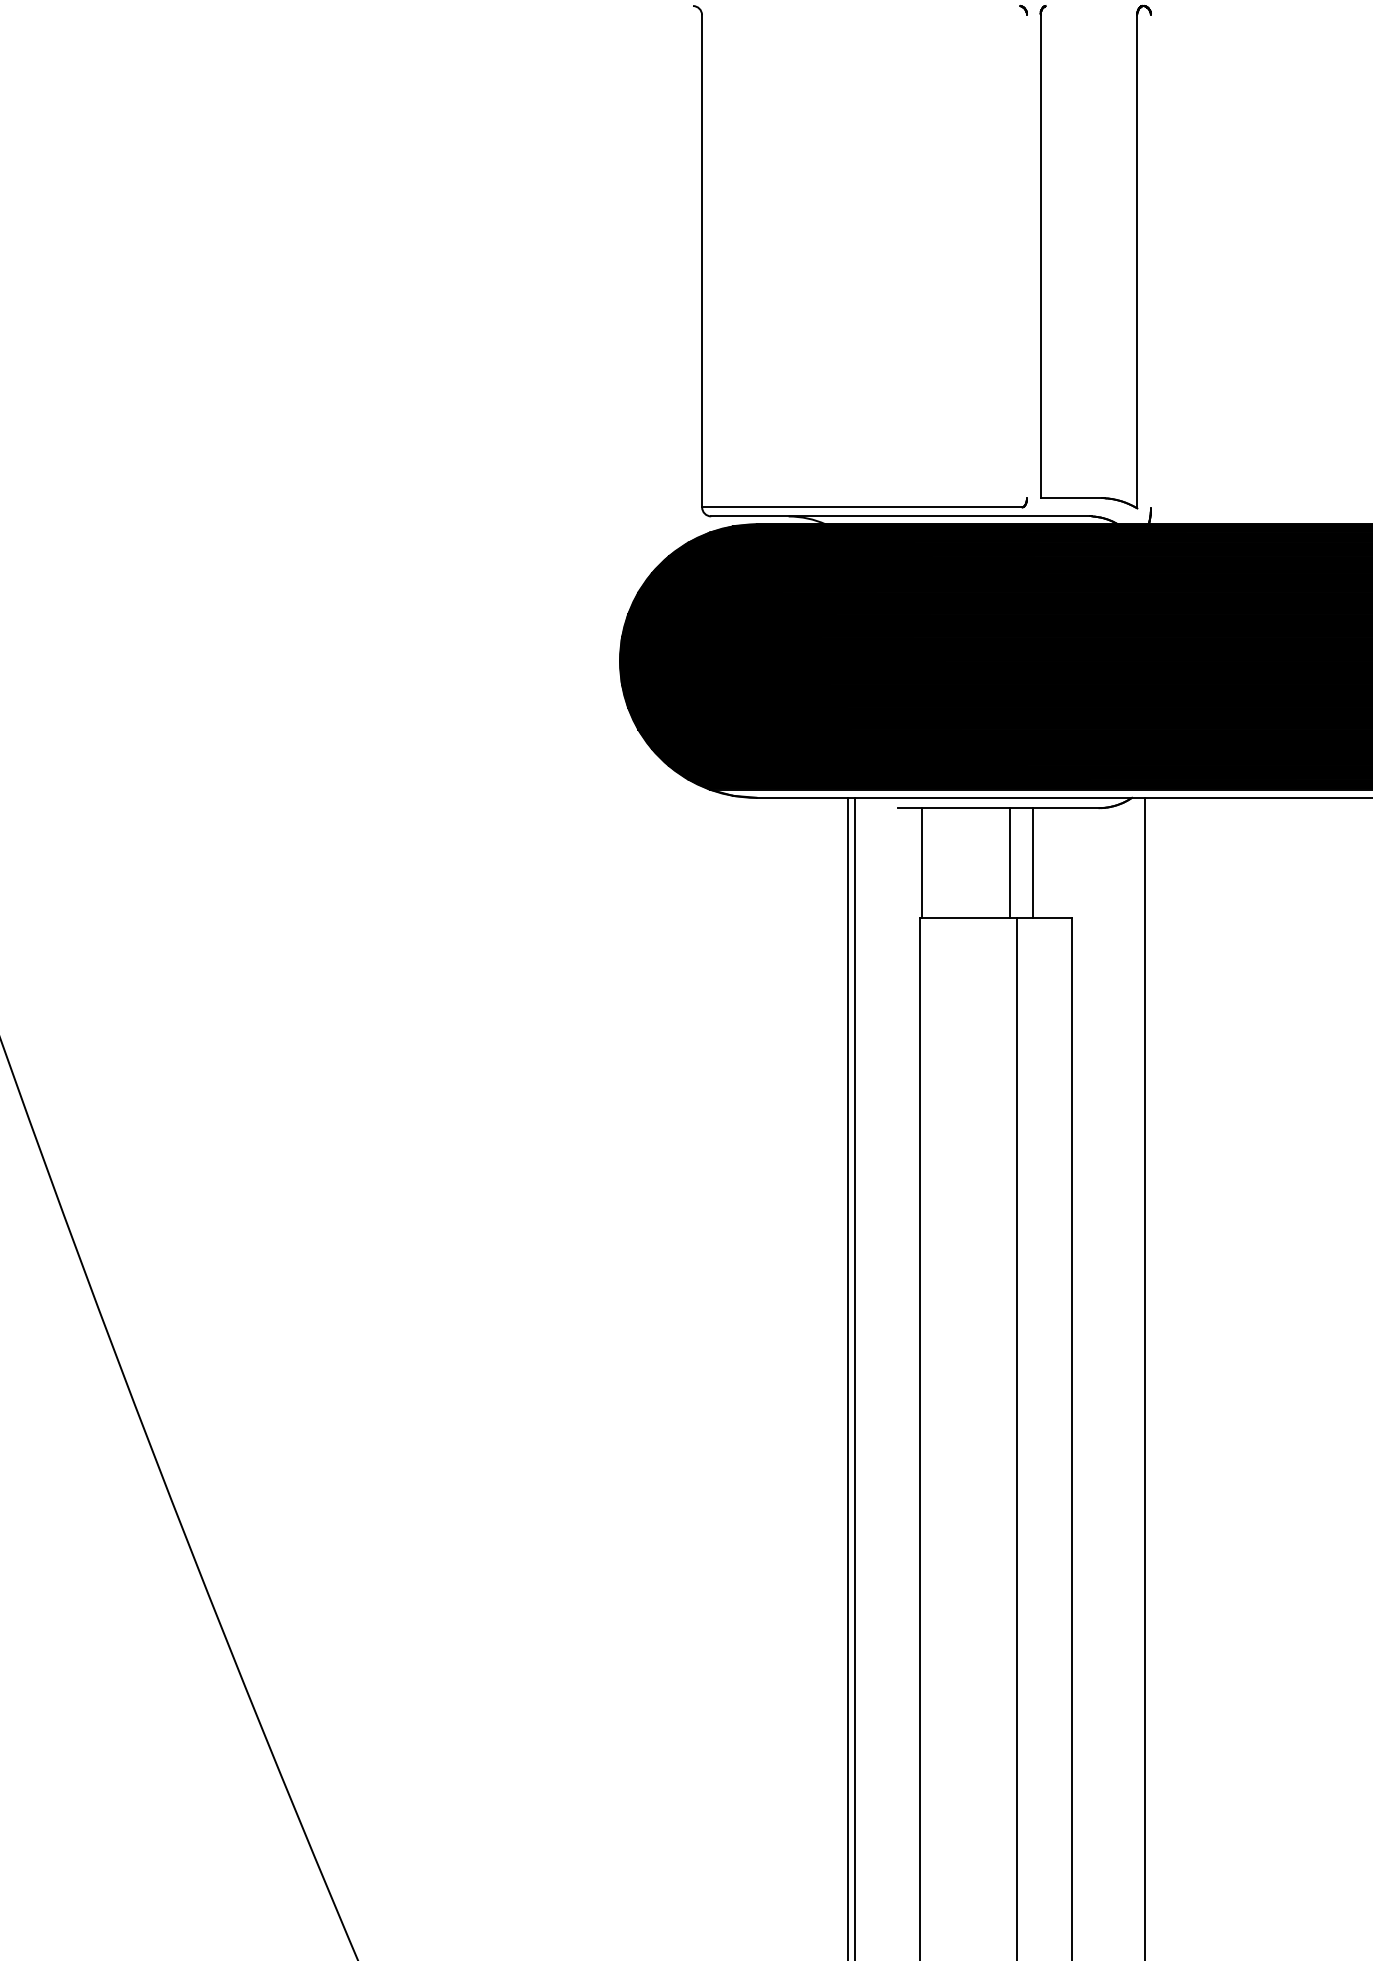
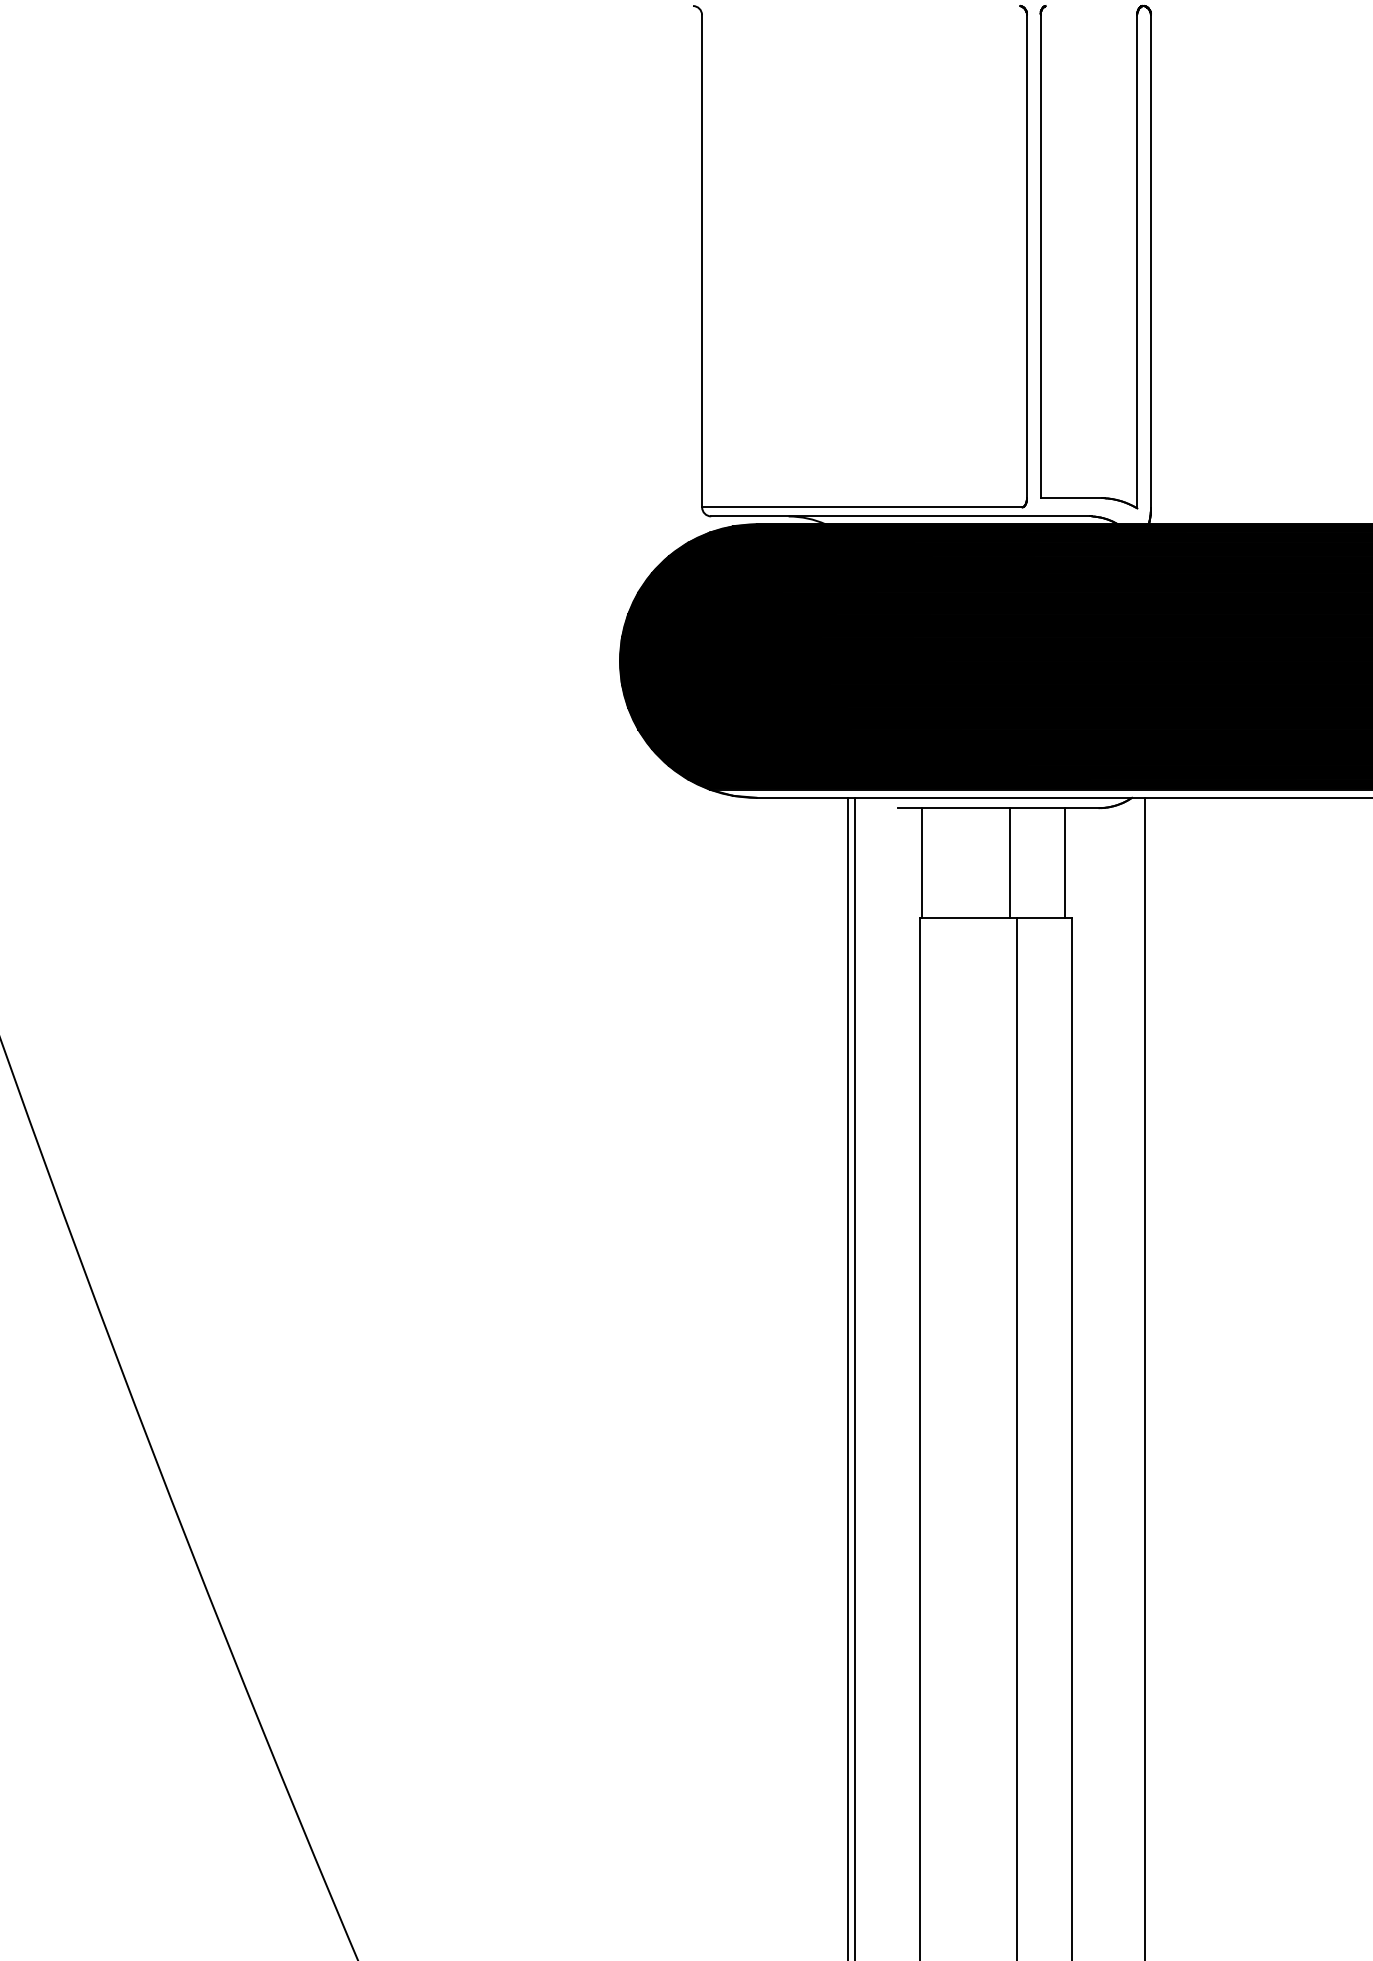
line: none -> present (1026, 256)
line: none -> present (1150, 261)
line position: (1032, 862) -> (1064, 862) (1064, 862)
